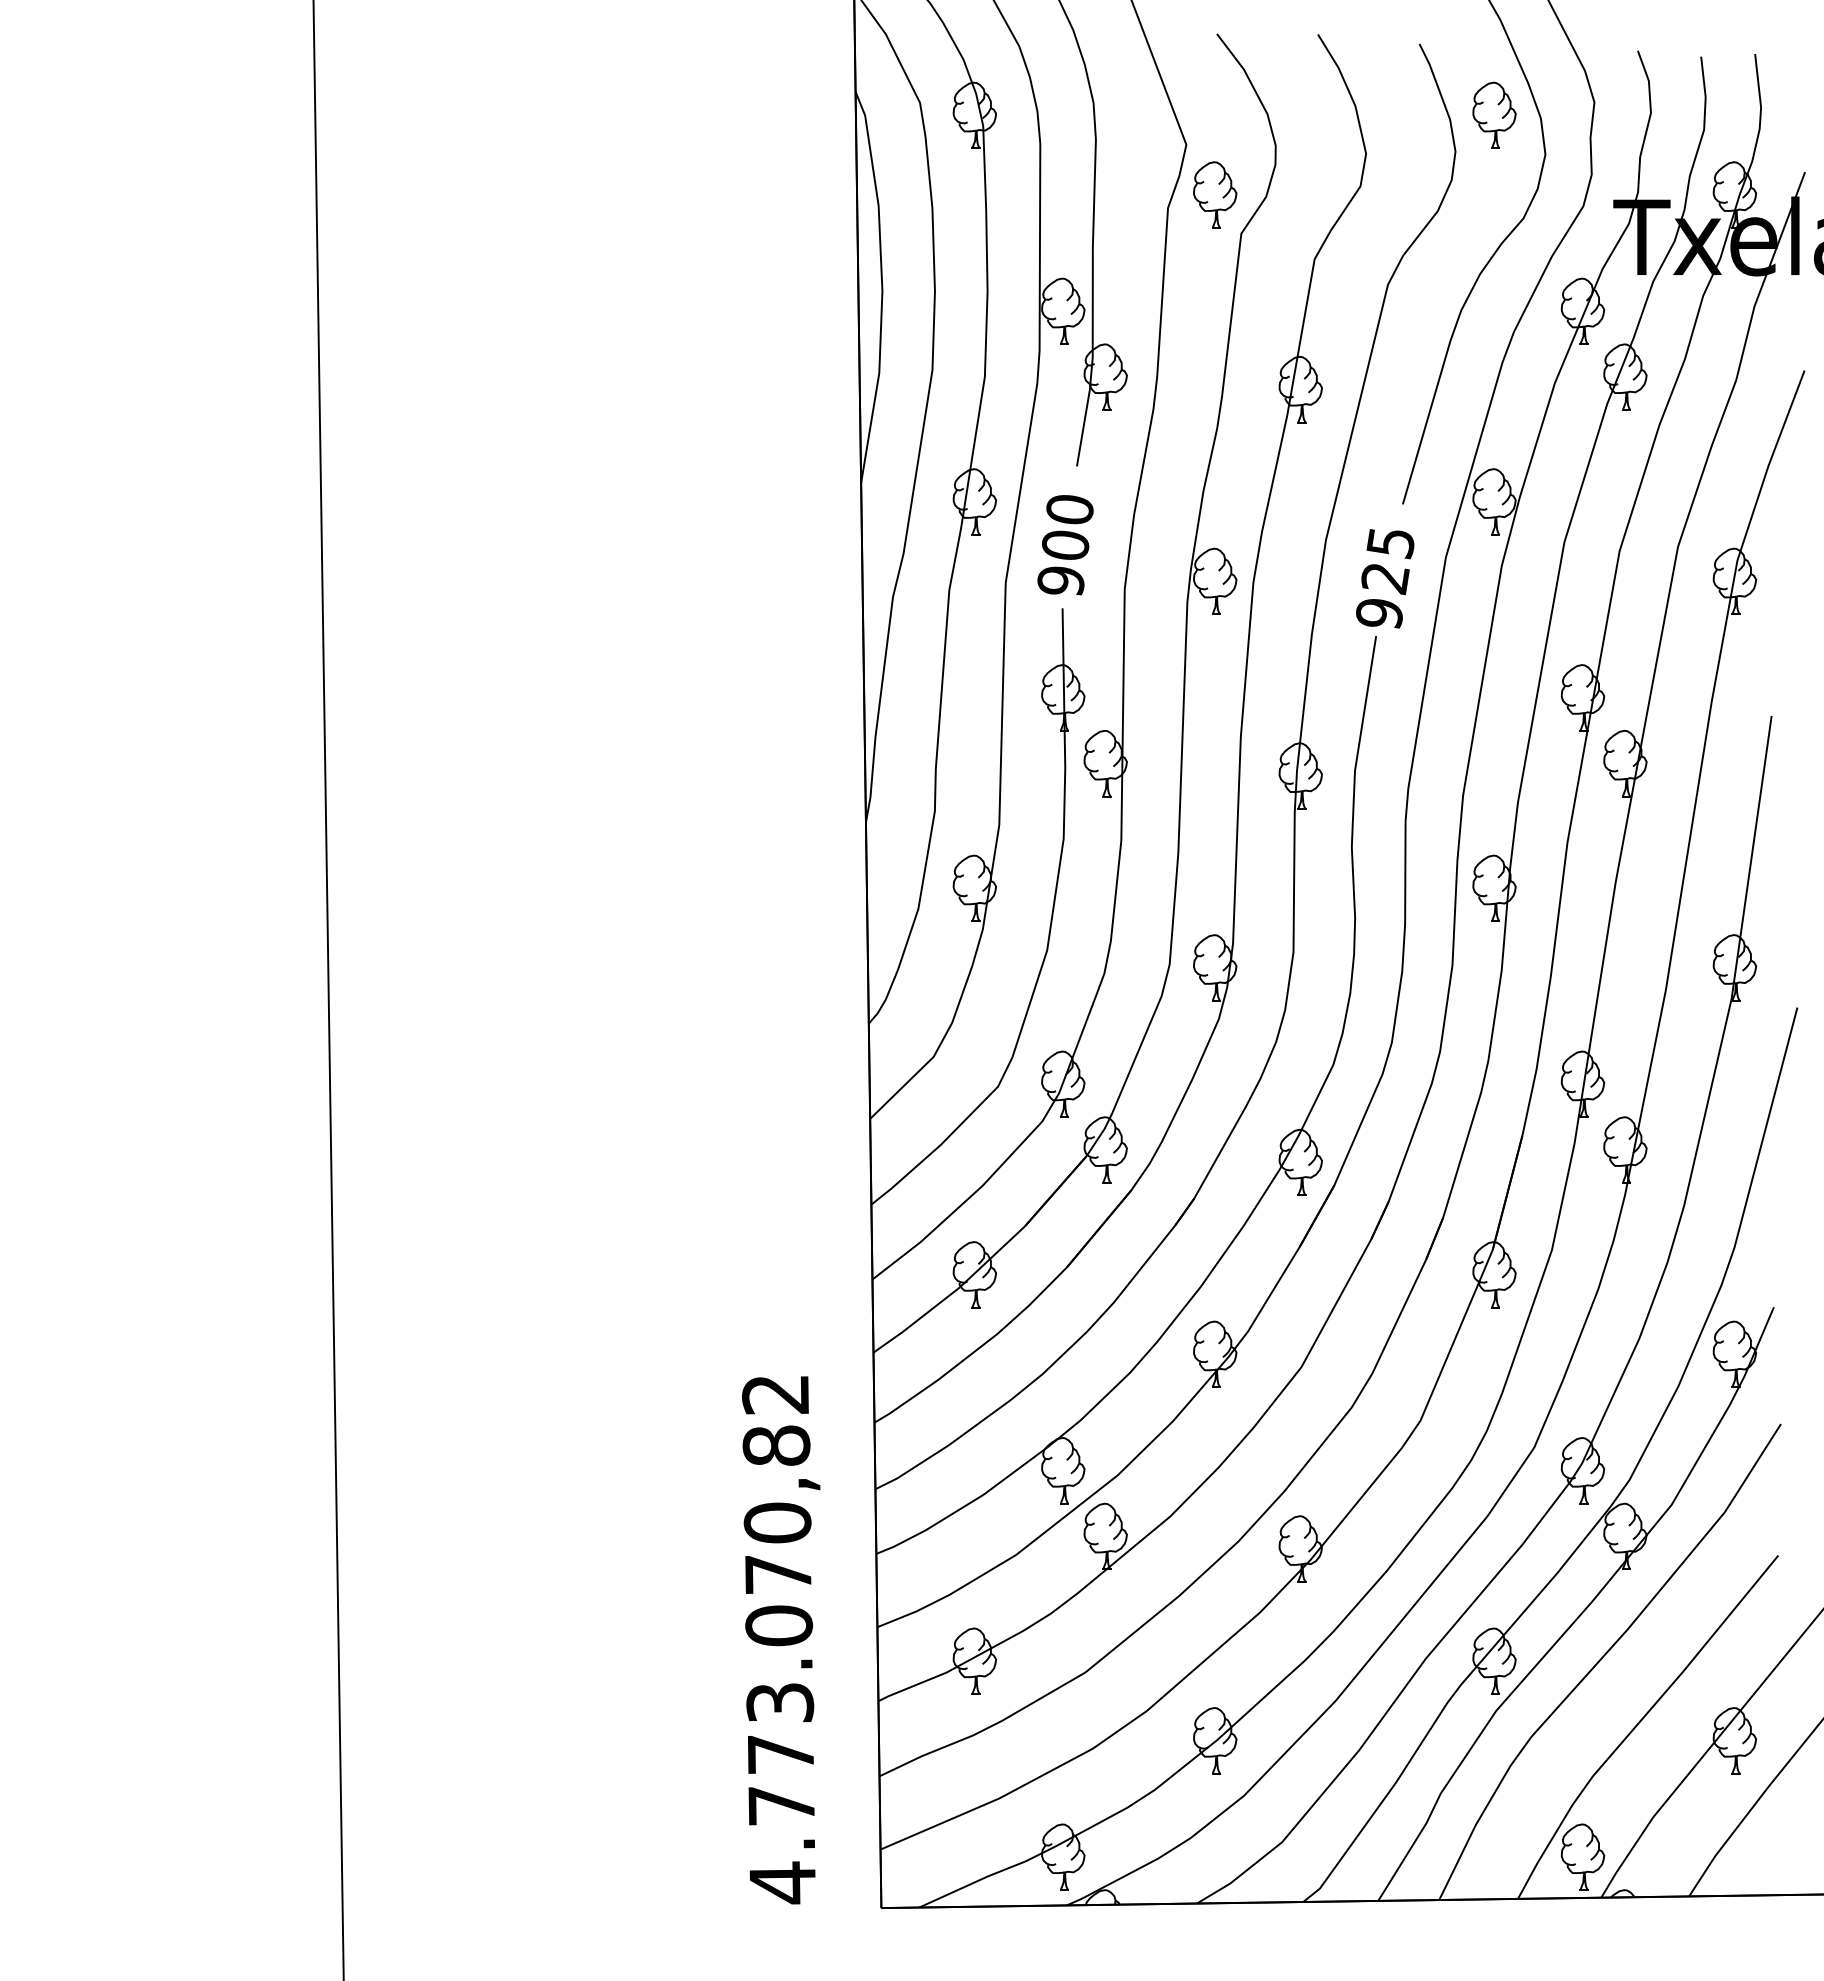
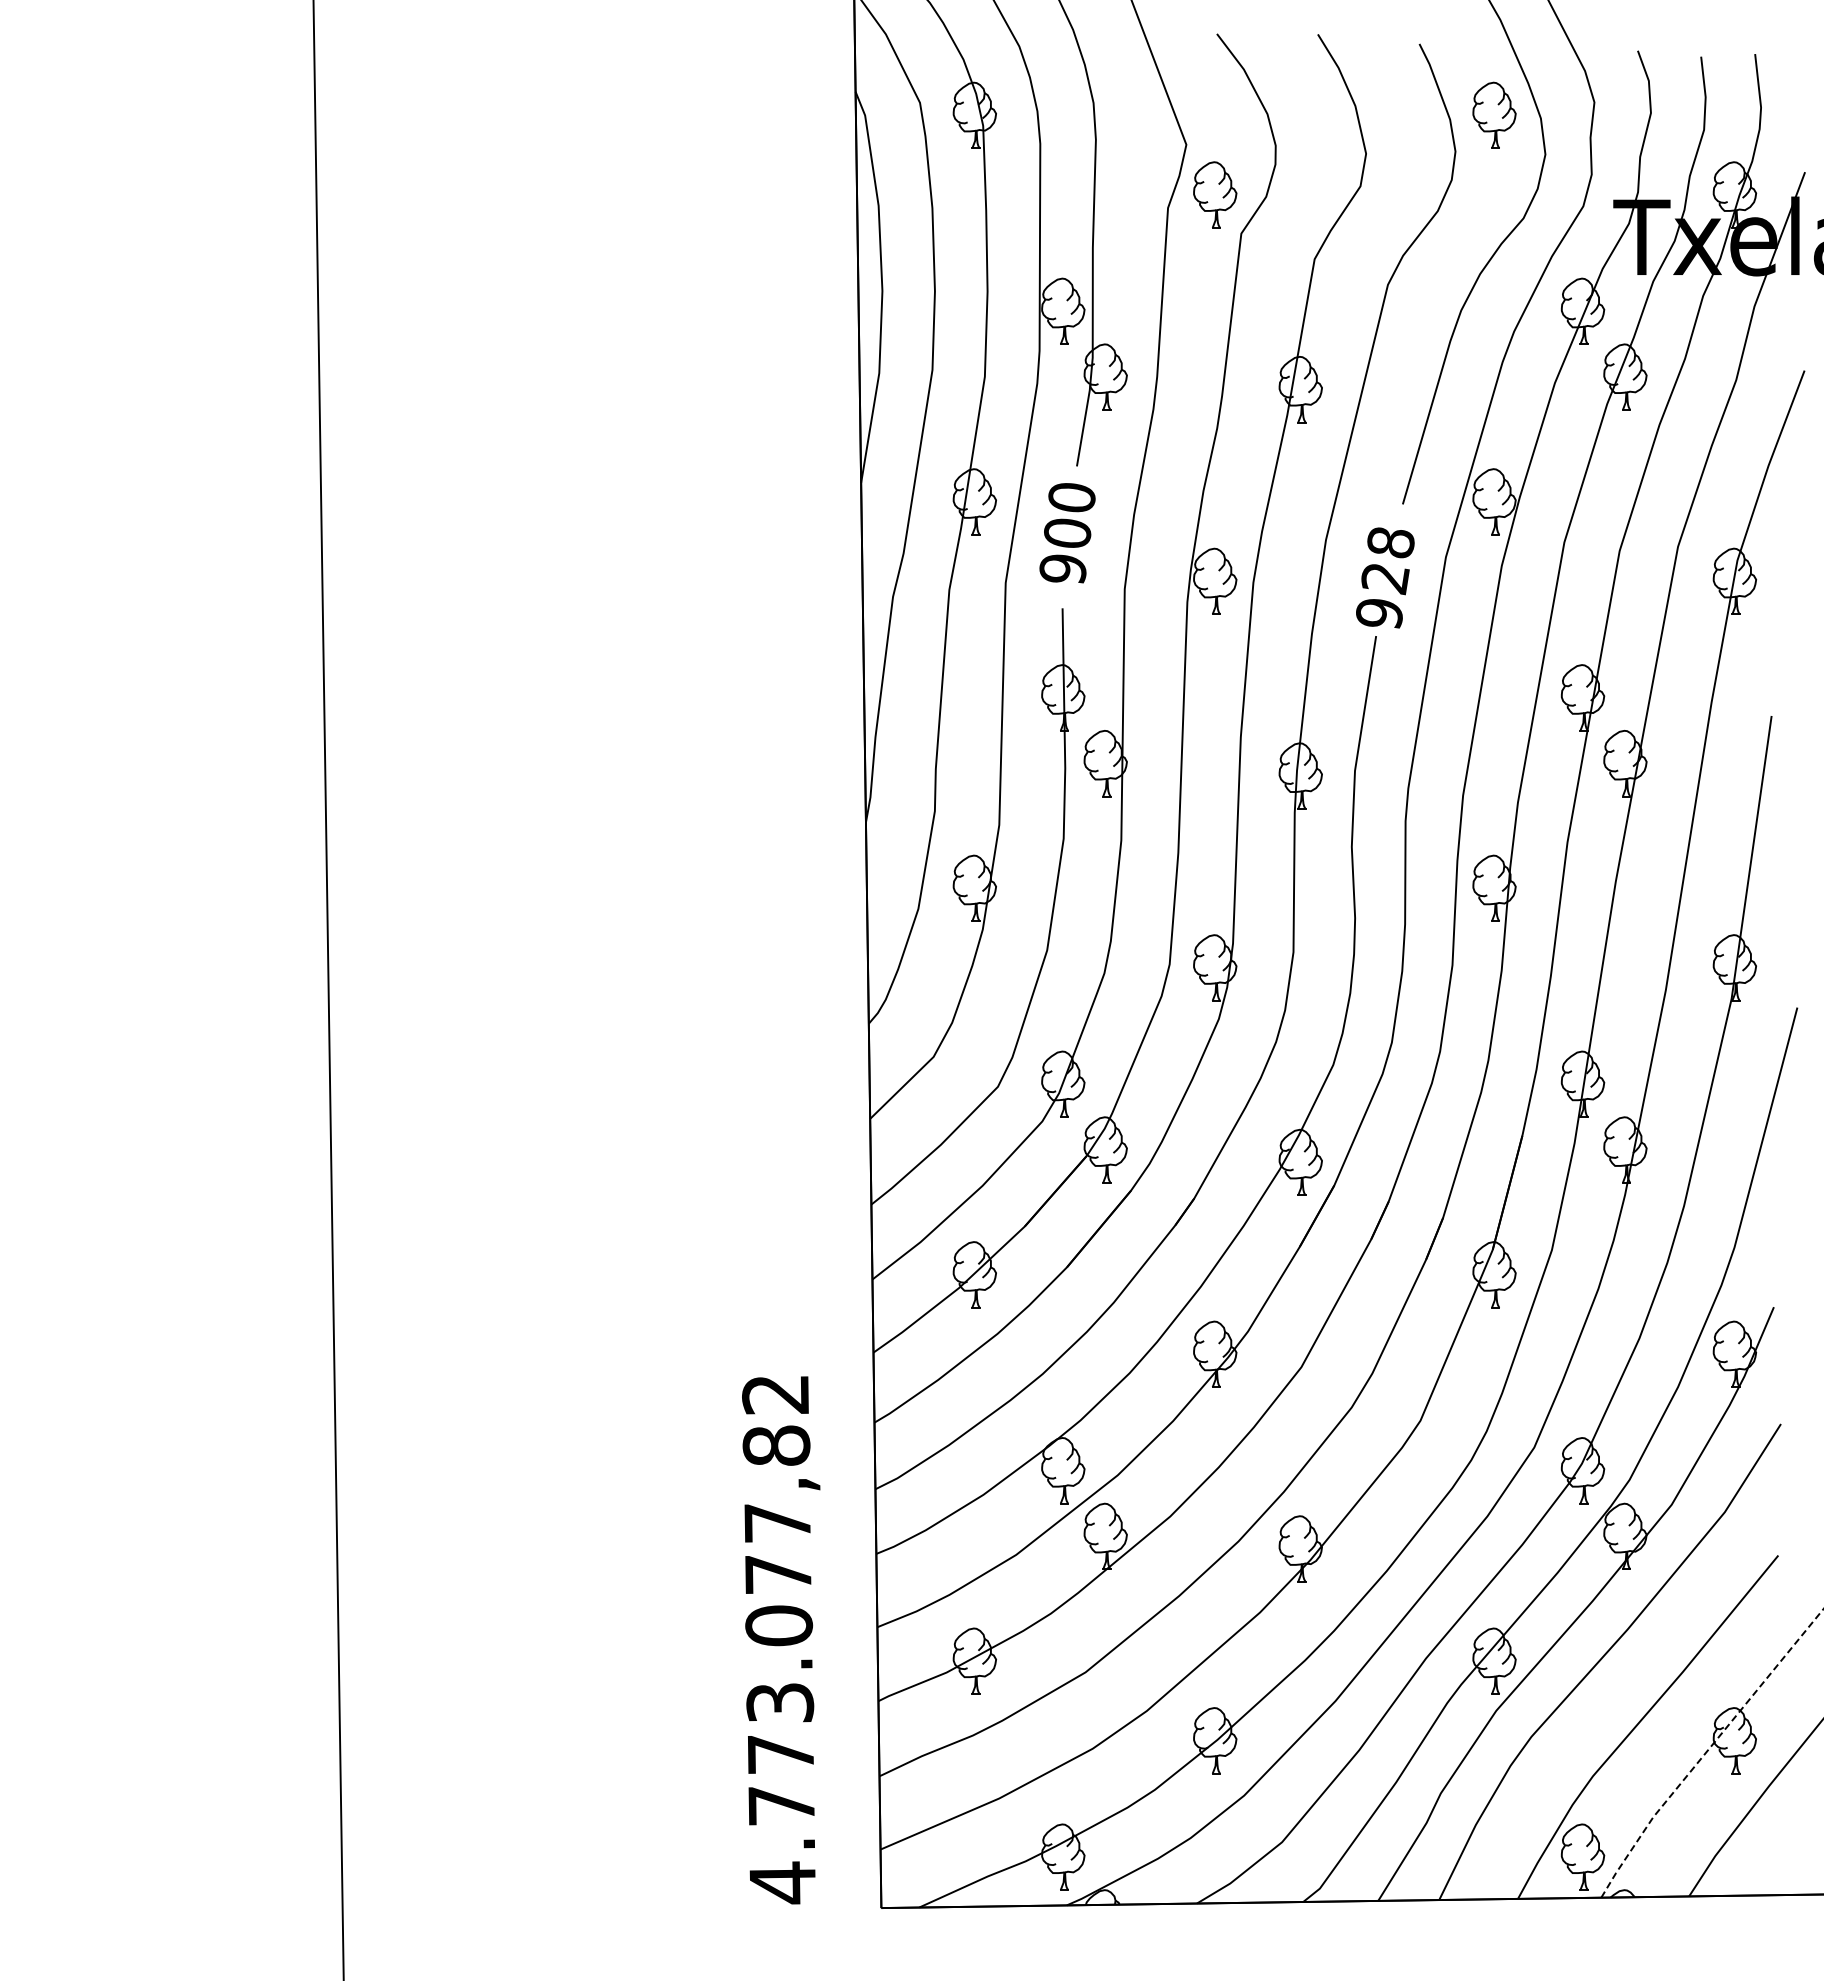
text: 925 -> 928 (1390, 543)
text position: (1065, 545) -> (1067, 533) (1067, 533)
text: 4.773.070,82 -> 4.773.077,82 (777, 1522)
line: solid -> dashed (1707, 1751)
